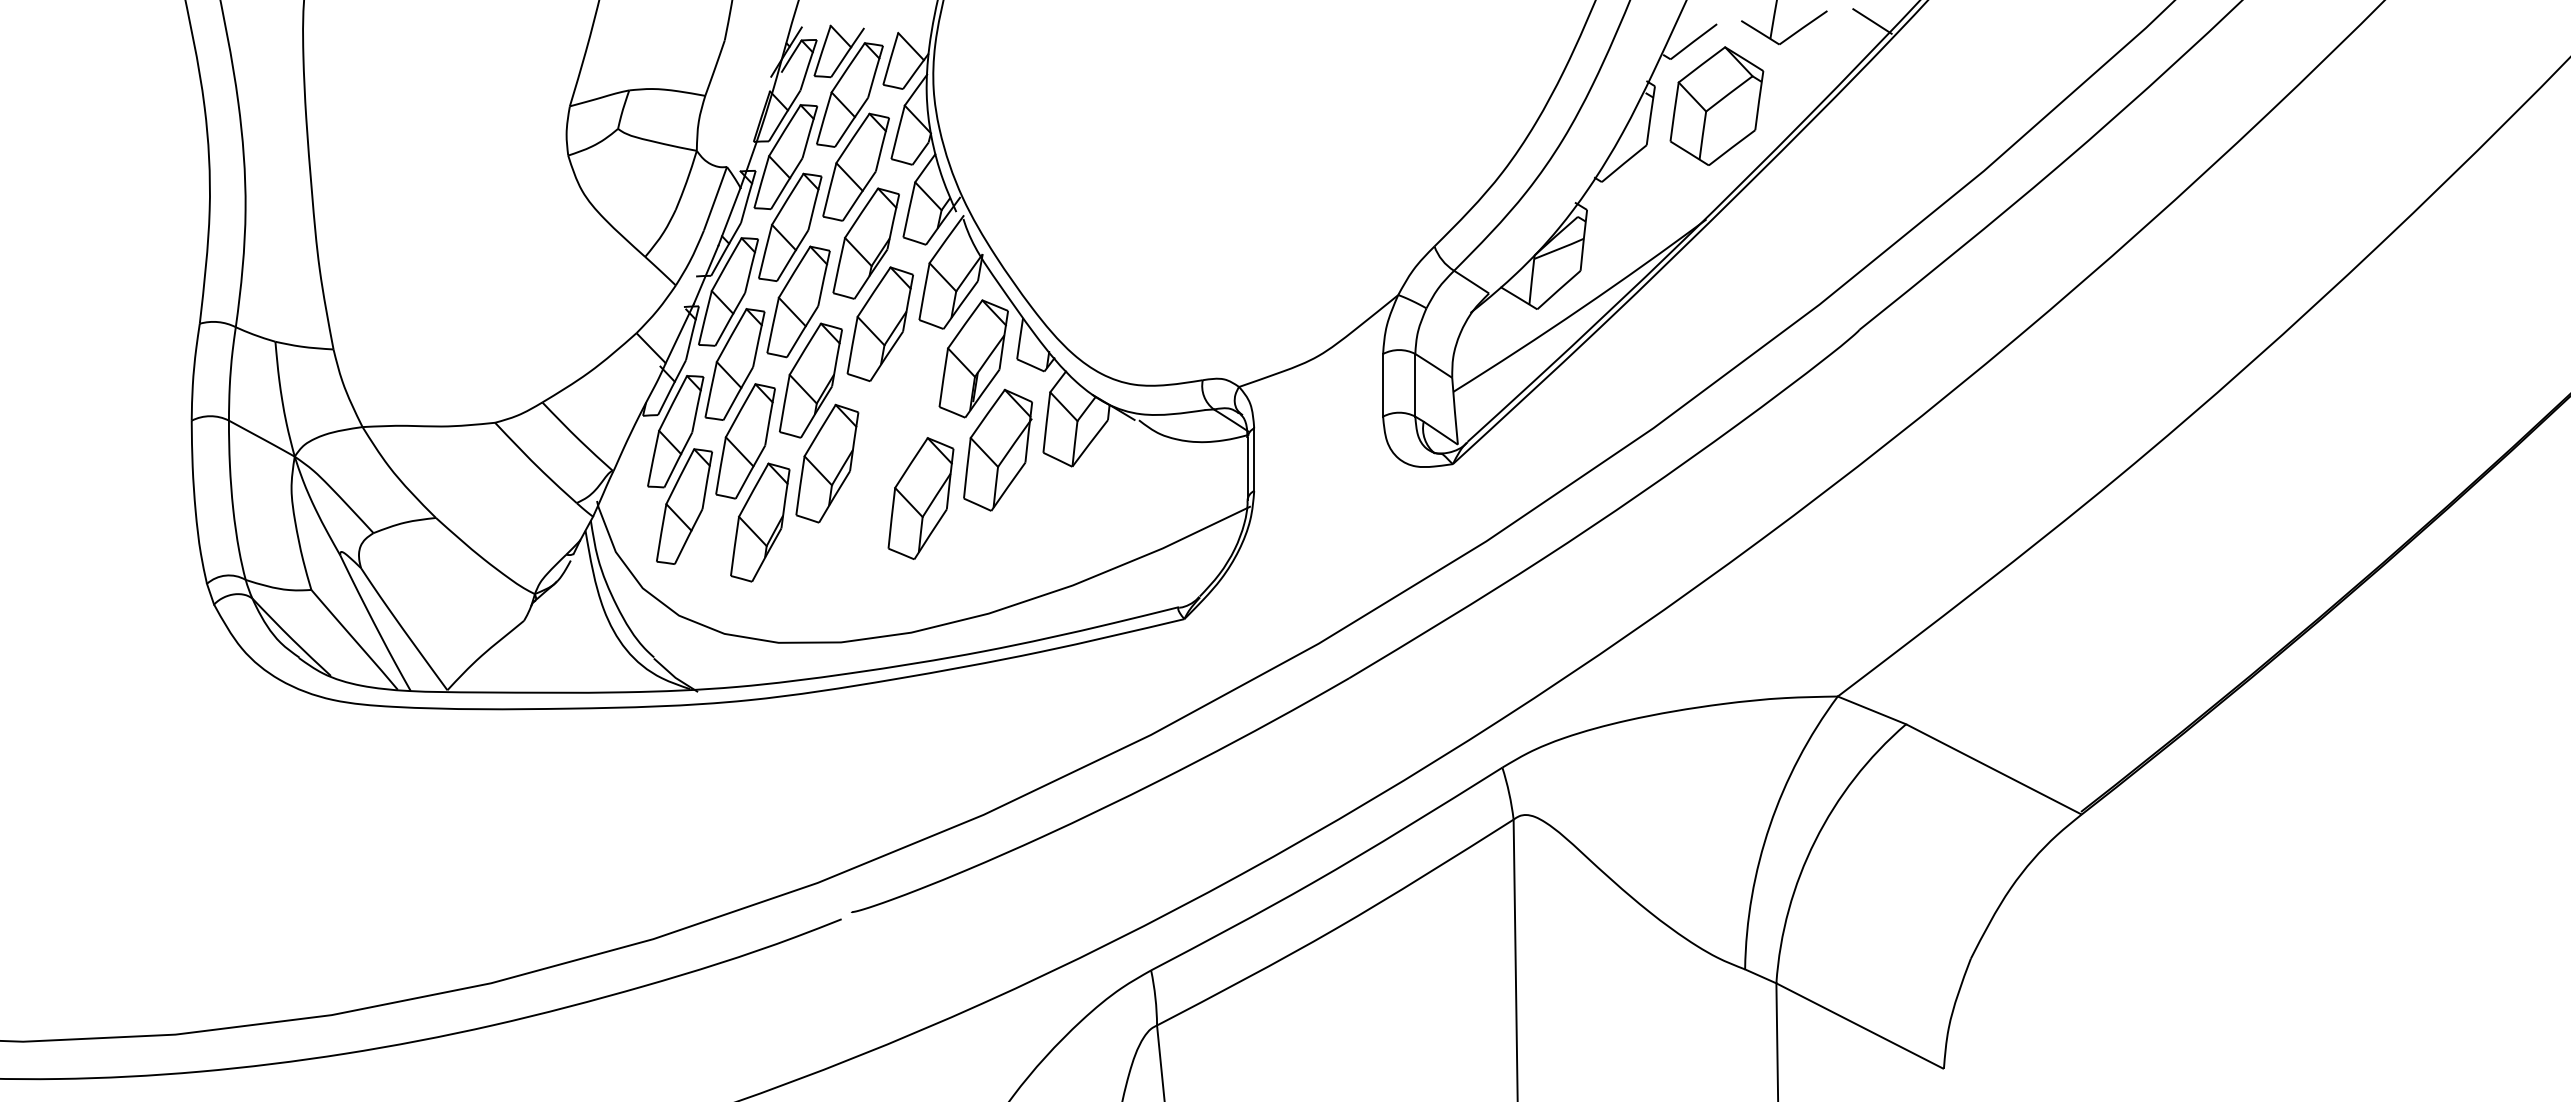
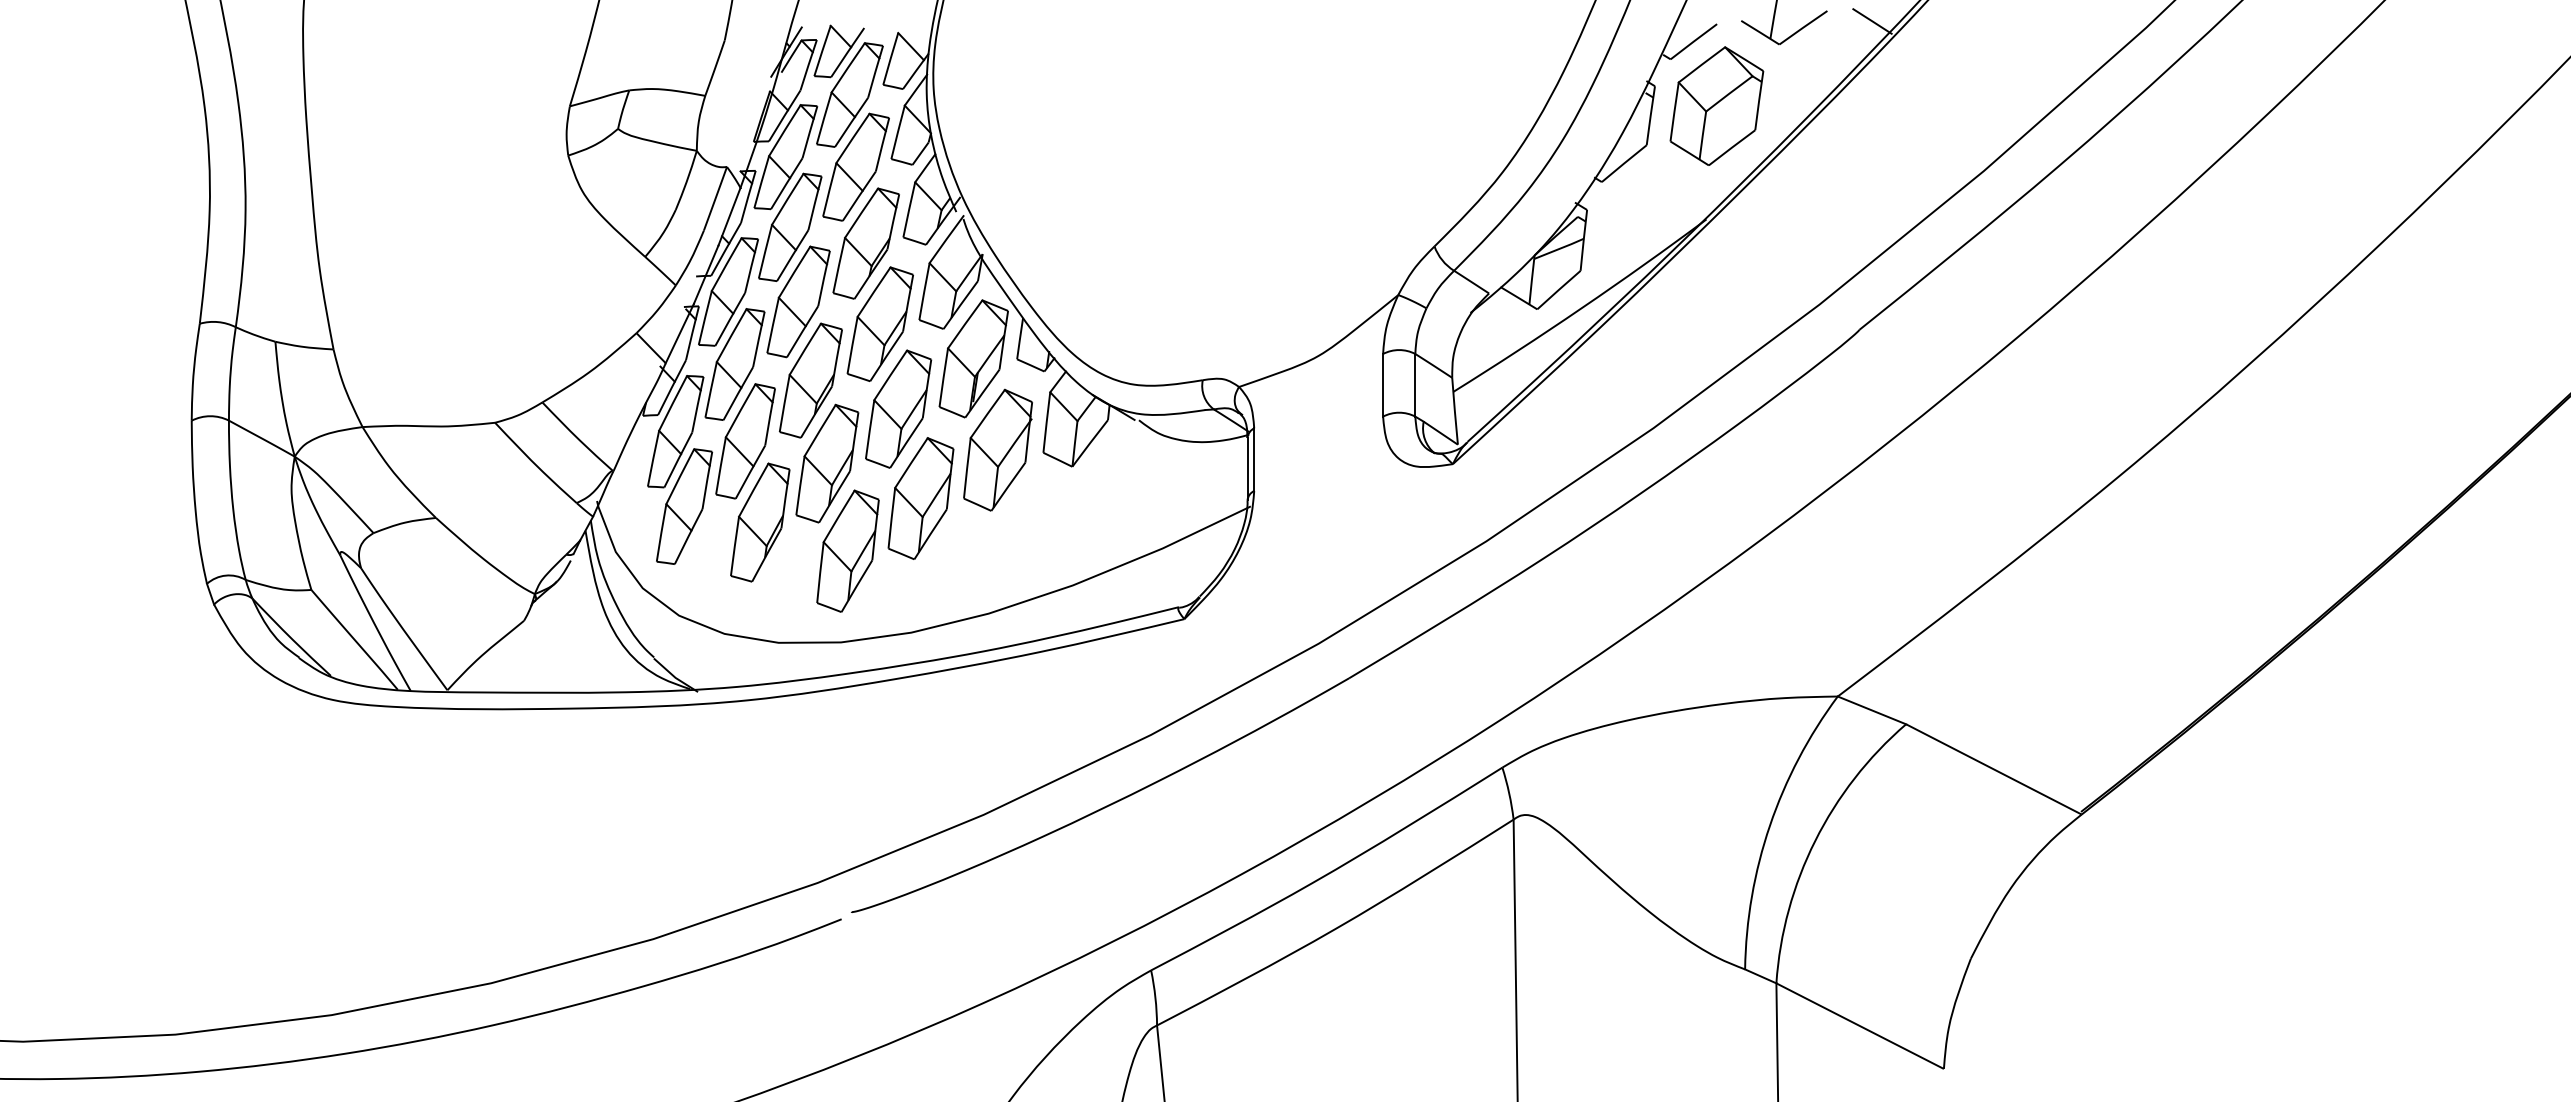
part: none -> present (898, 408)
part: none -> present (847, 550)
